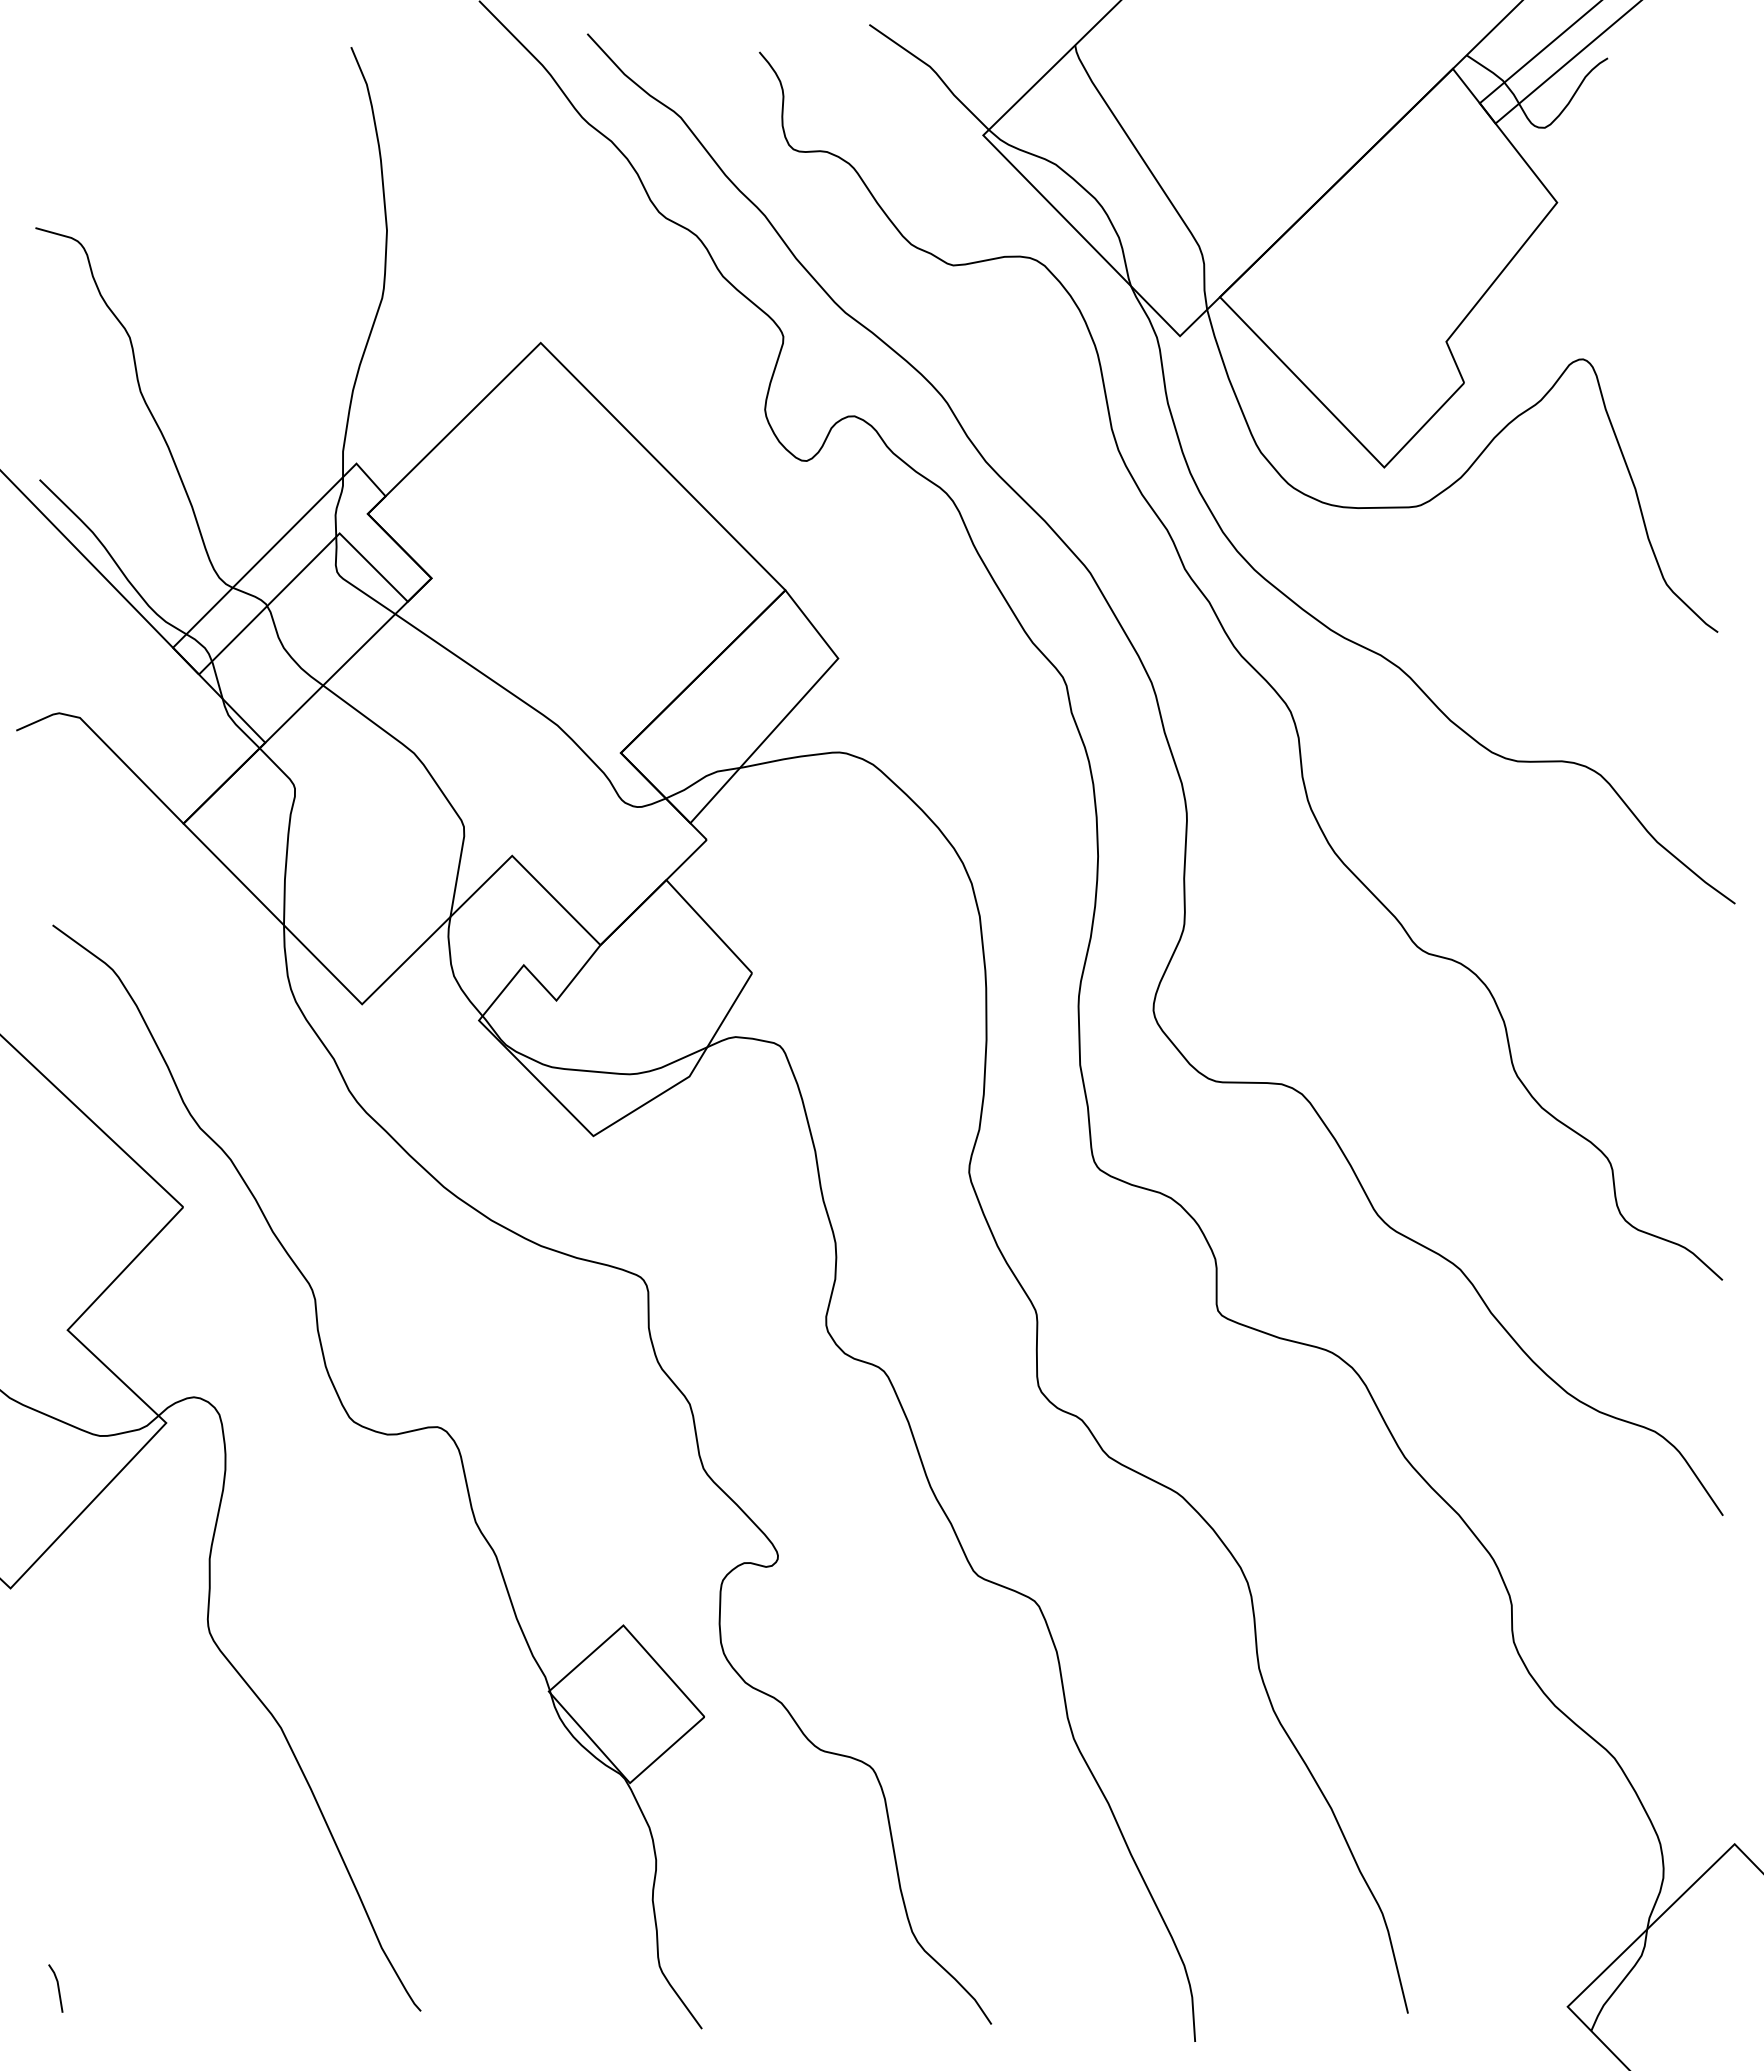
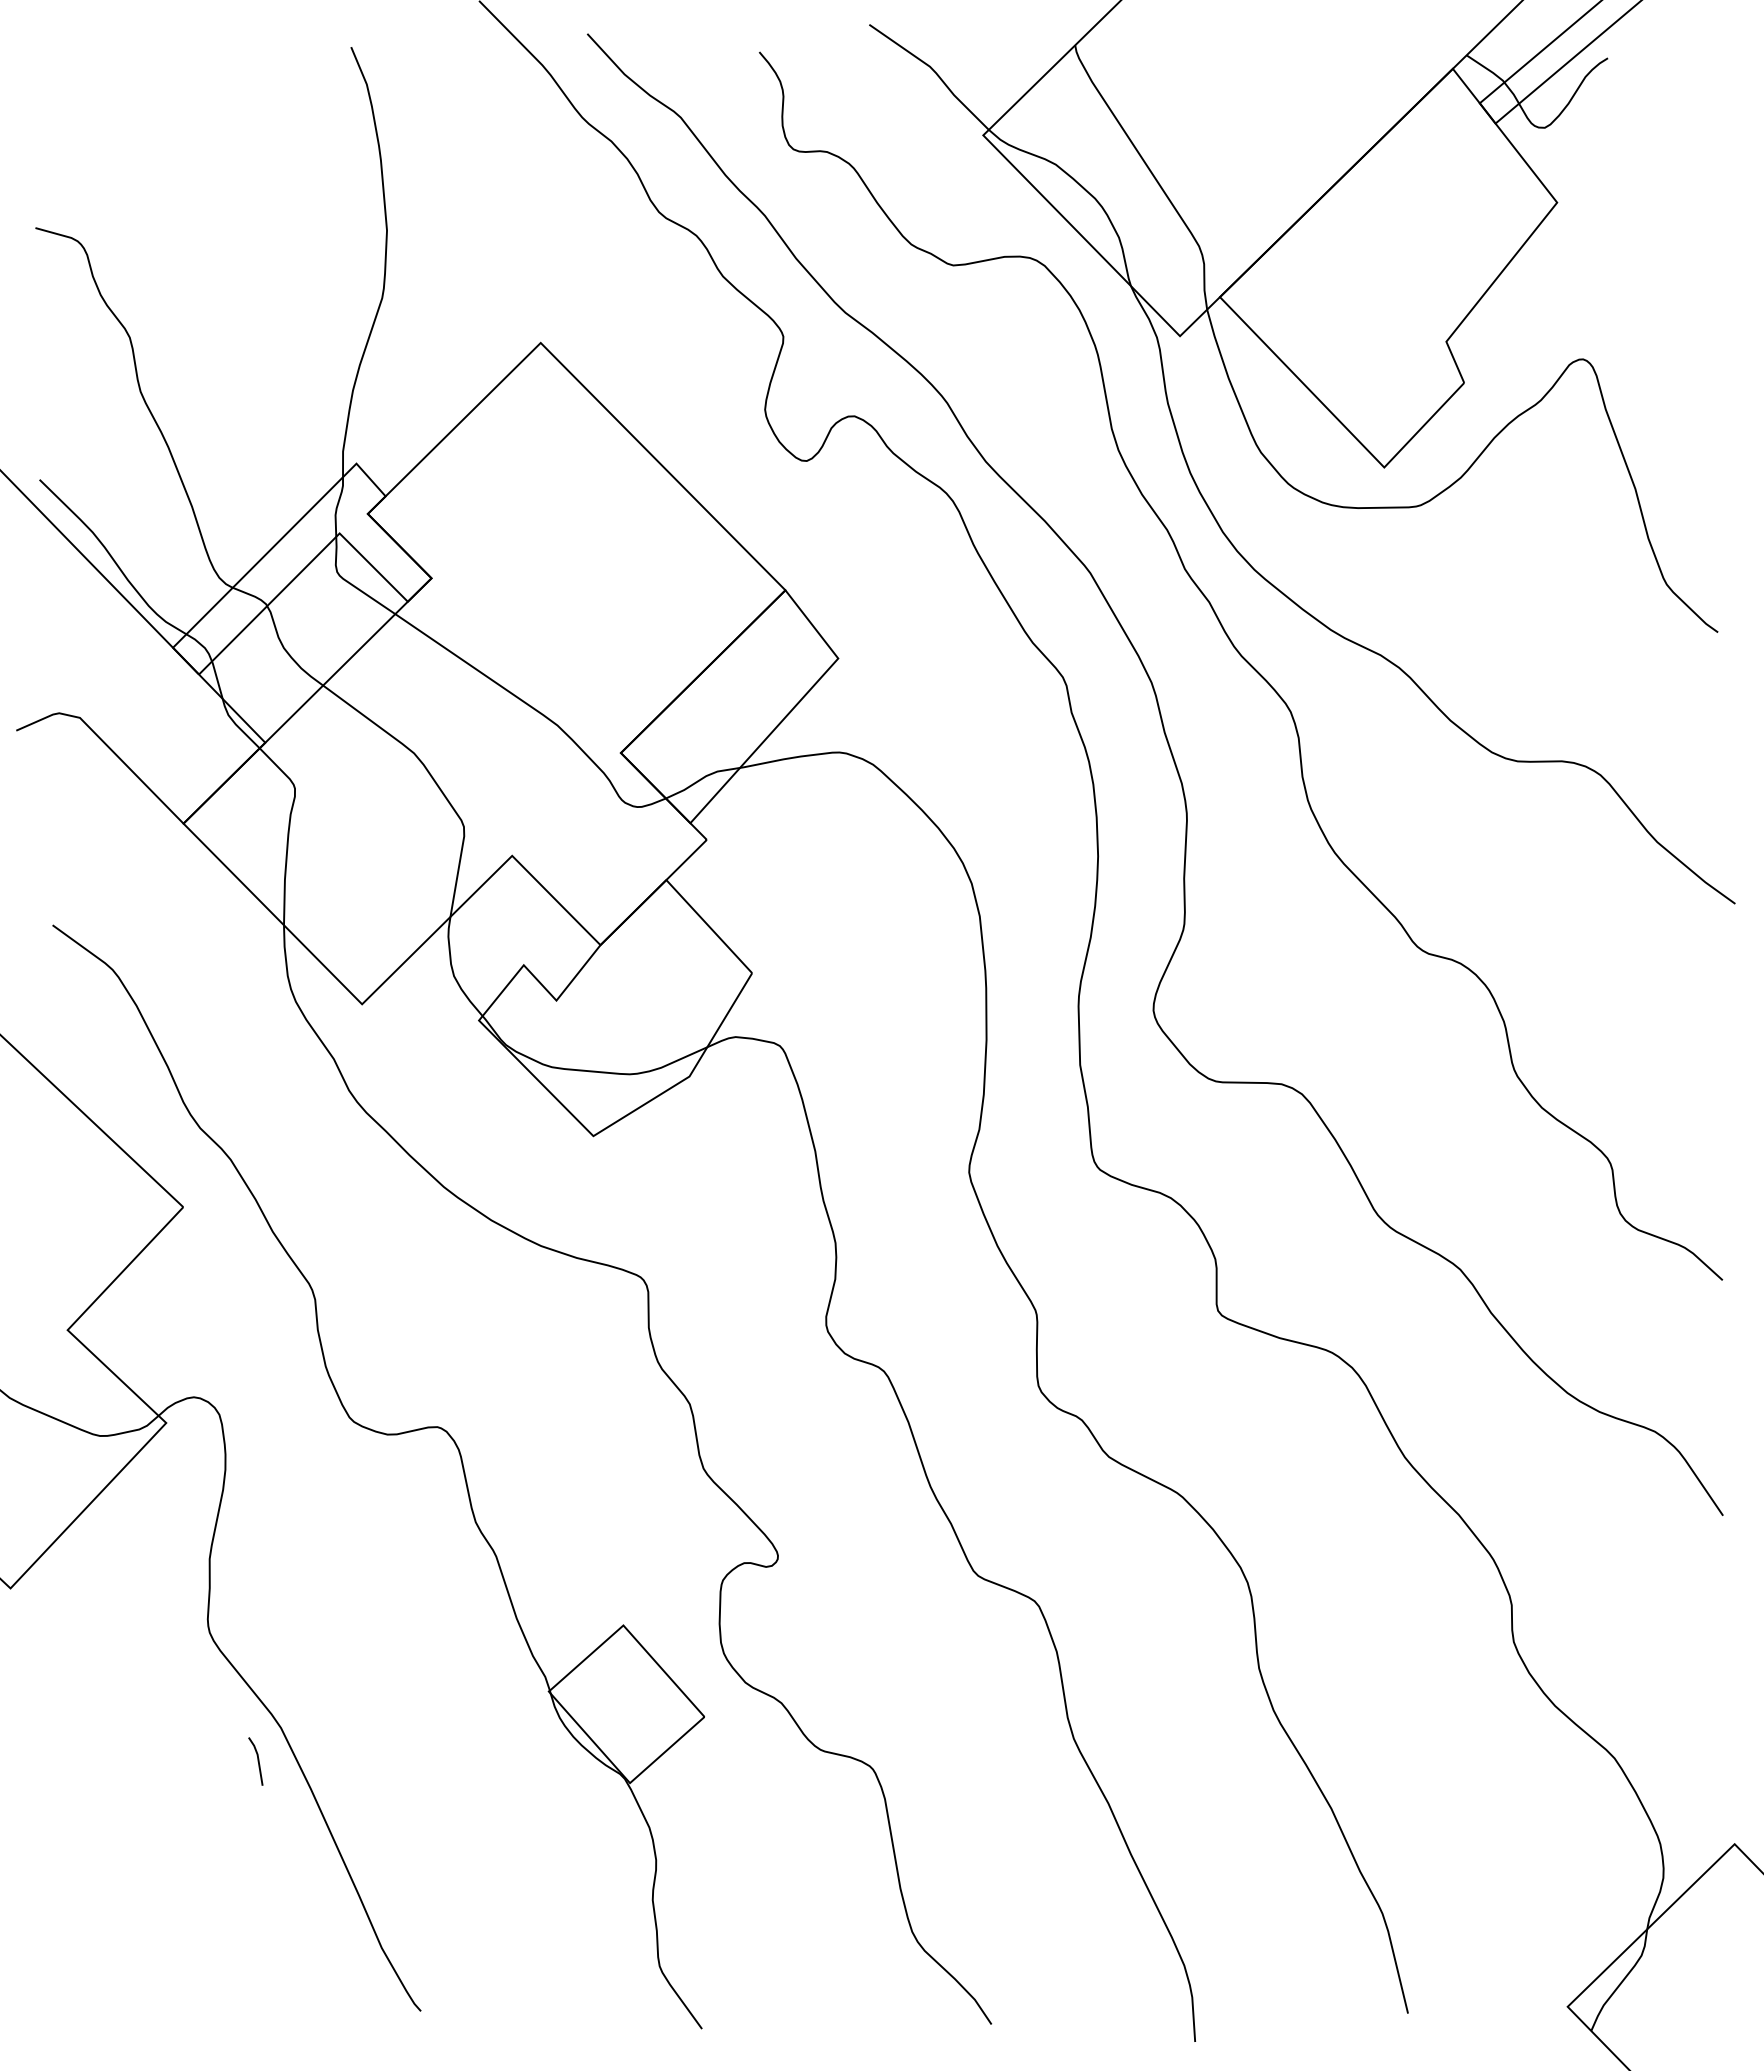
line position: (57, 1988) -> (257, 1761) (257, 1761)
